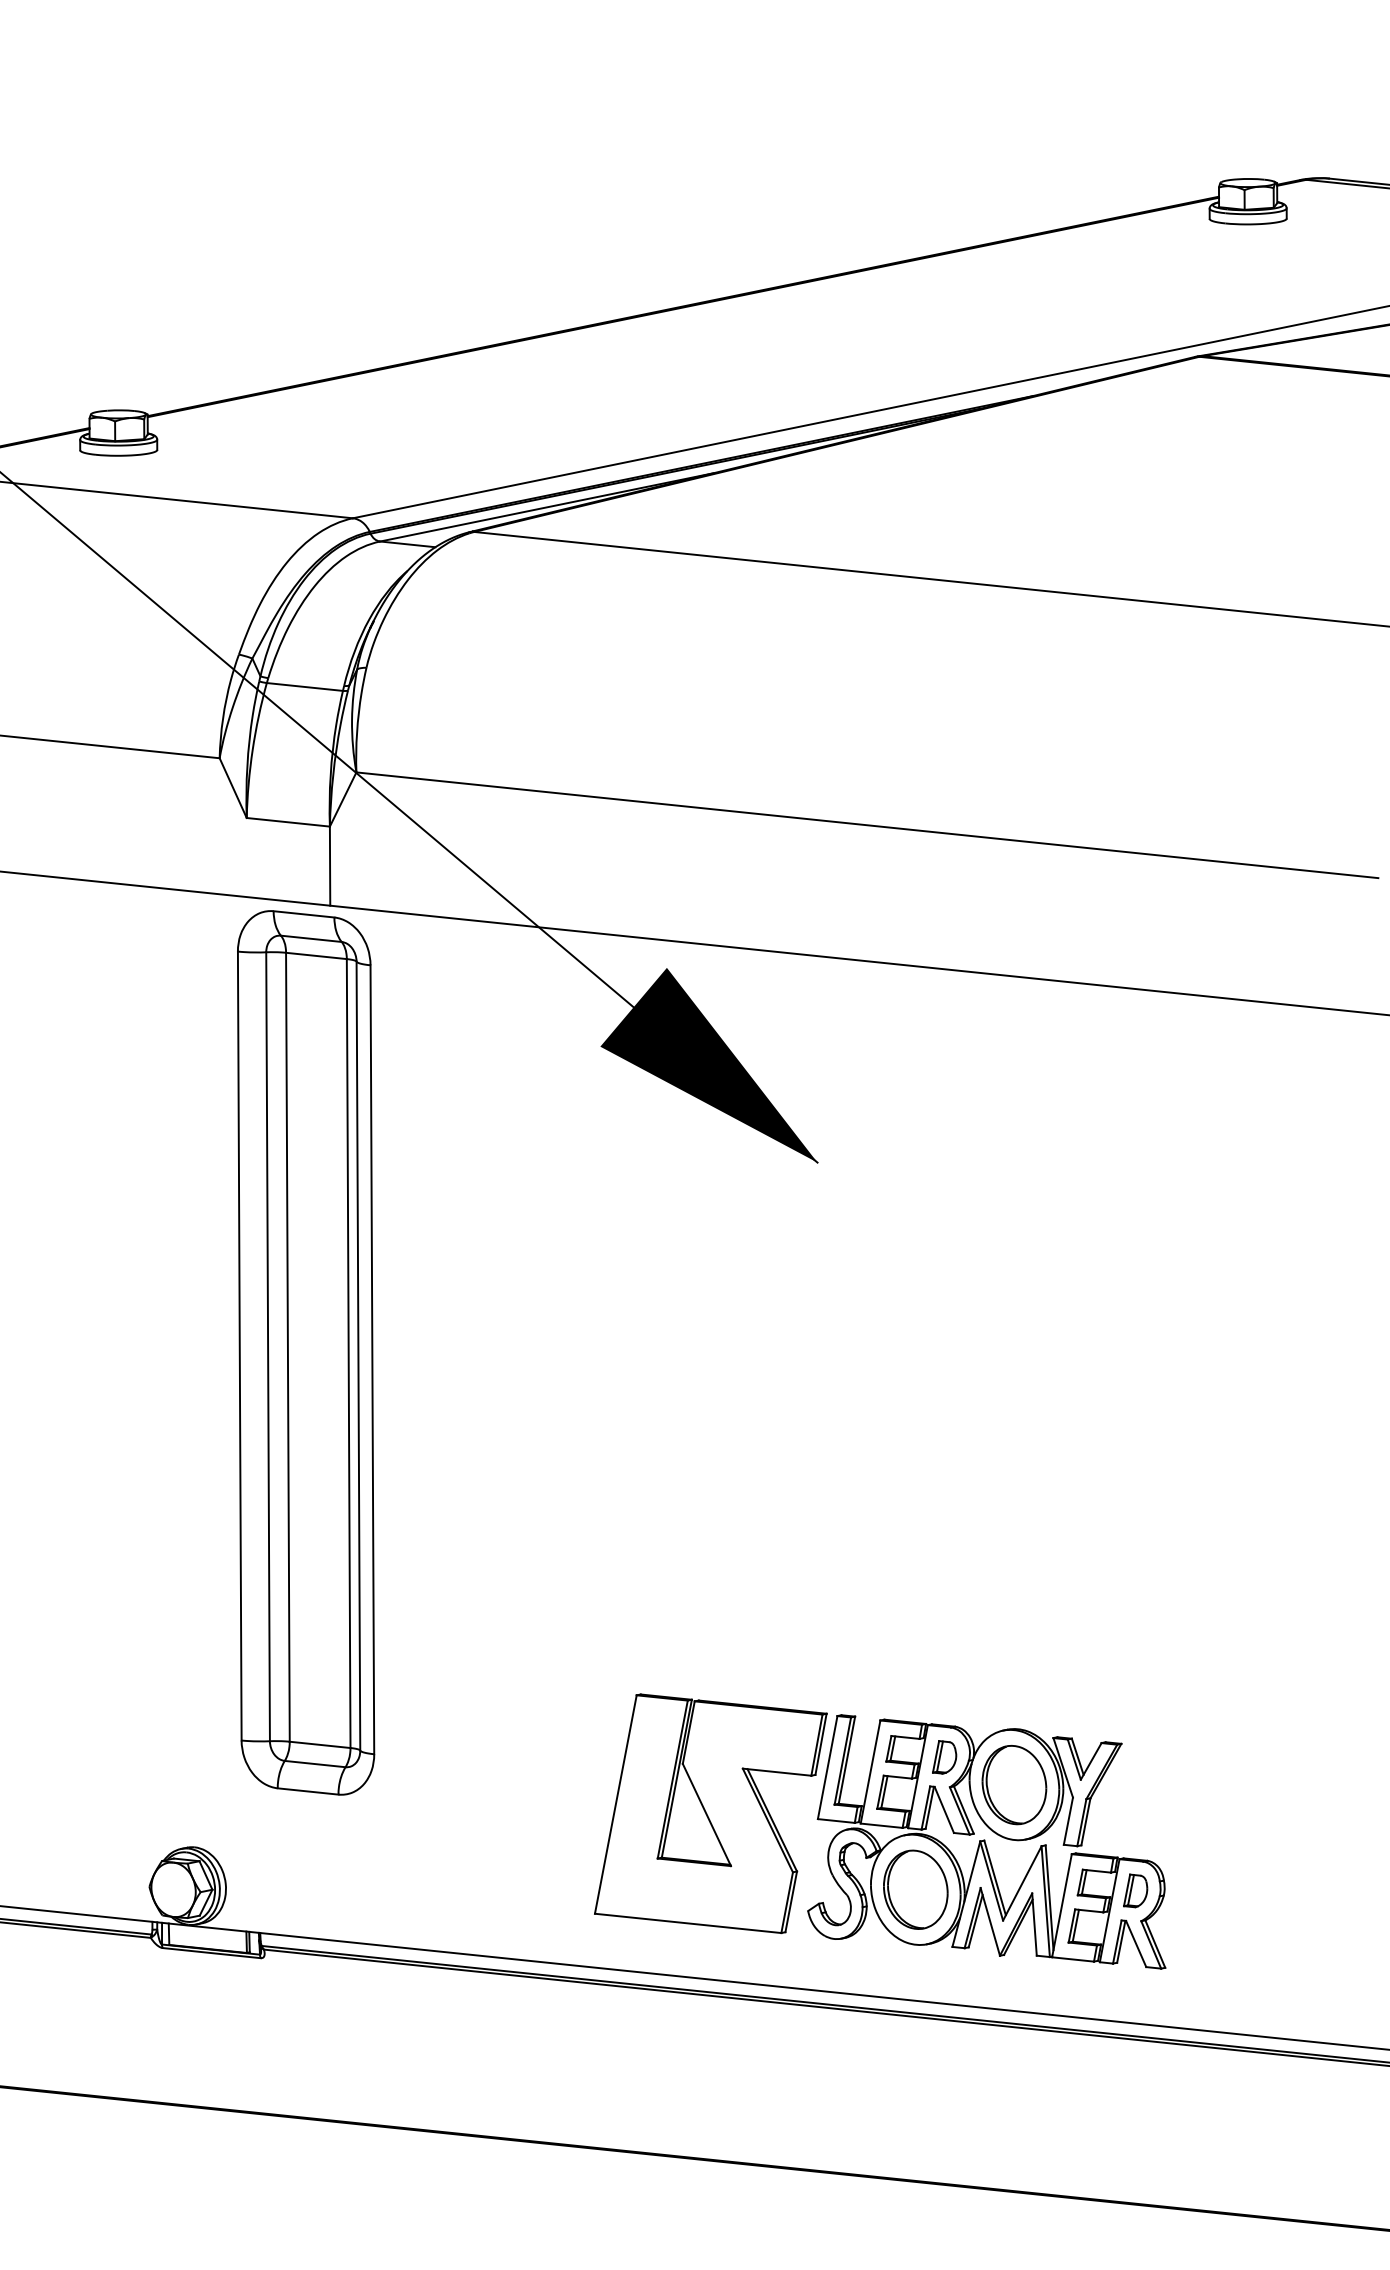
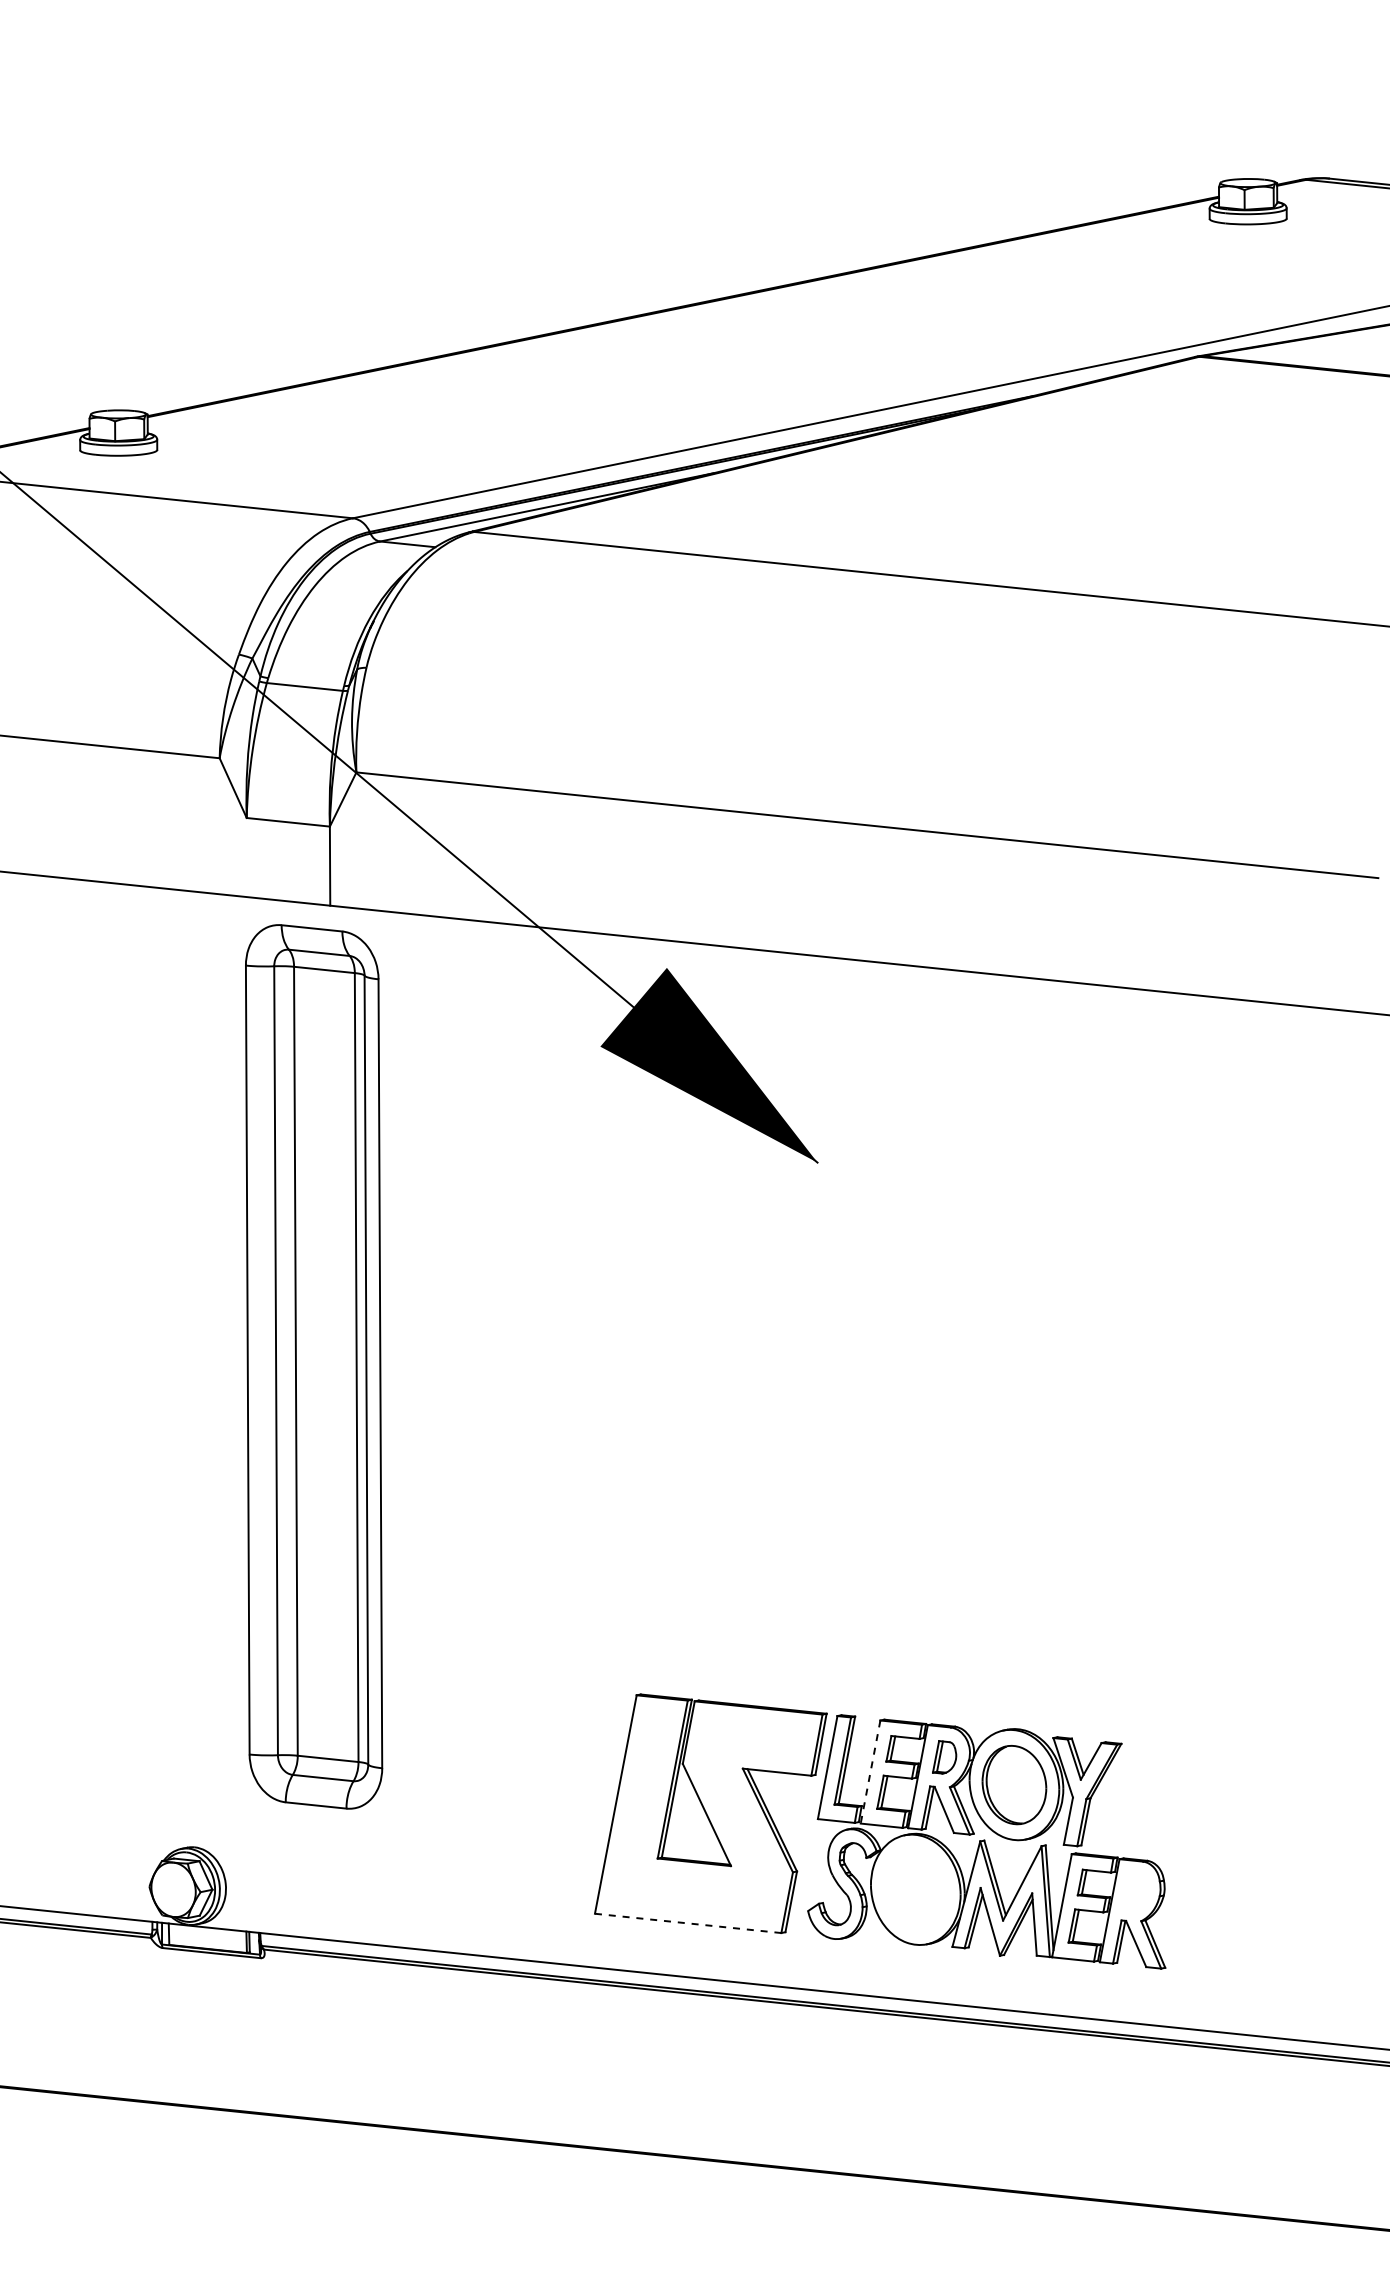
part position: (306, 1352) -> (314, 1366) (314, 1366)
line: solid -> dashed (870, 1772)
part: present -> none (915, 1889)
part: present -> none (1135, 1890)
line: solid -> dashed (688, 1923)
